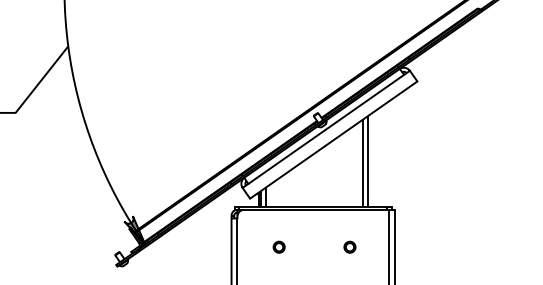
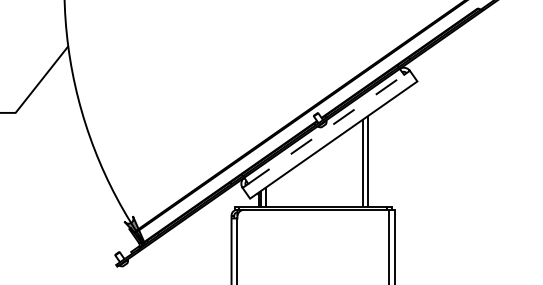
line: solid -> dashed (326, 129)
part: present -> none (278, 246)
part: present -> none (349, 246)
